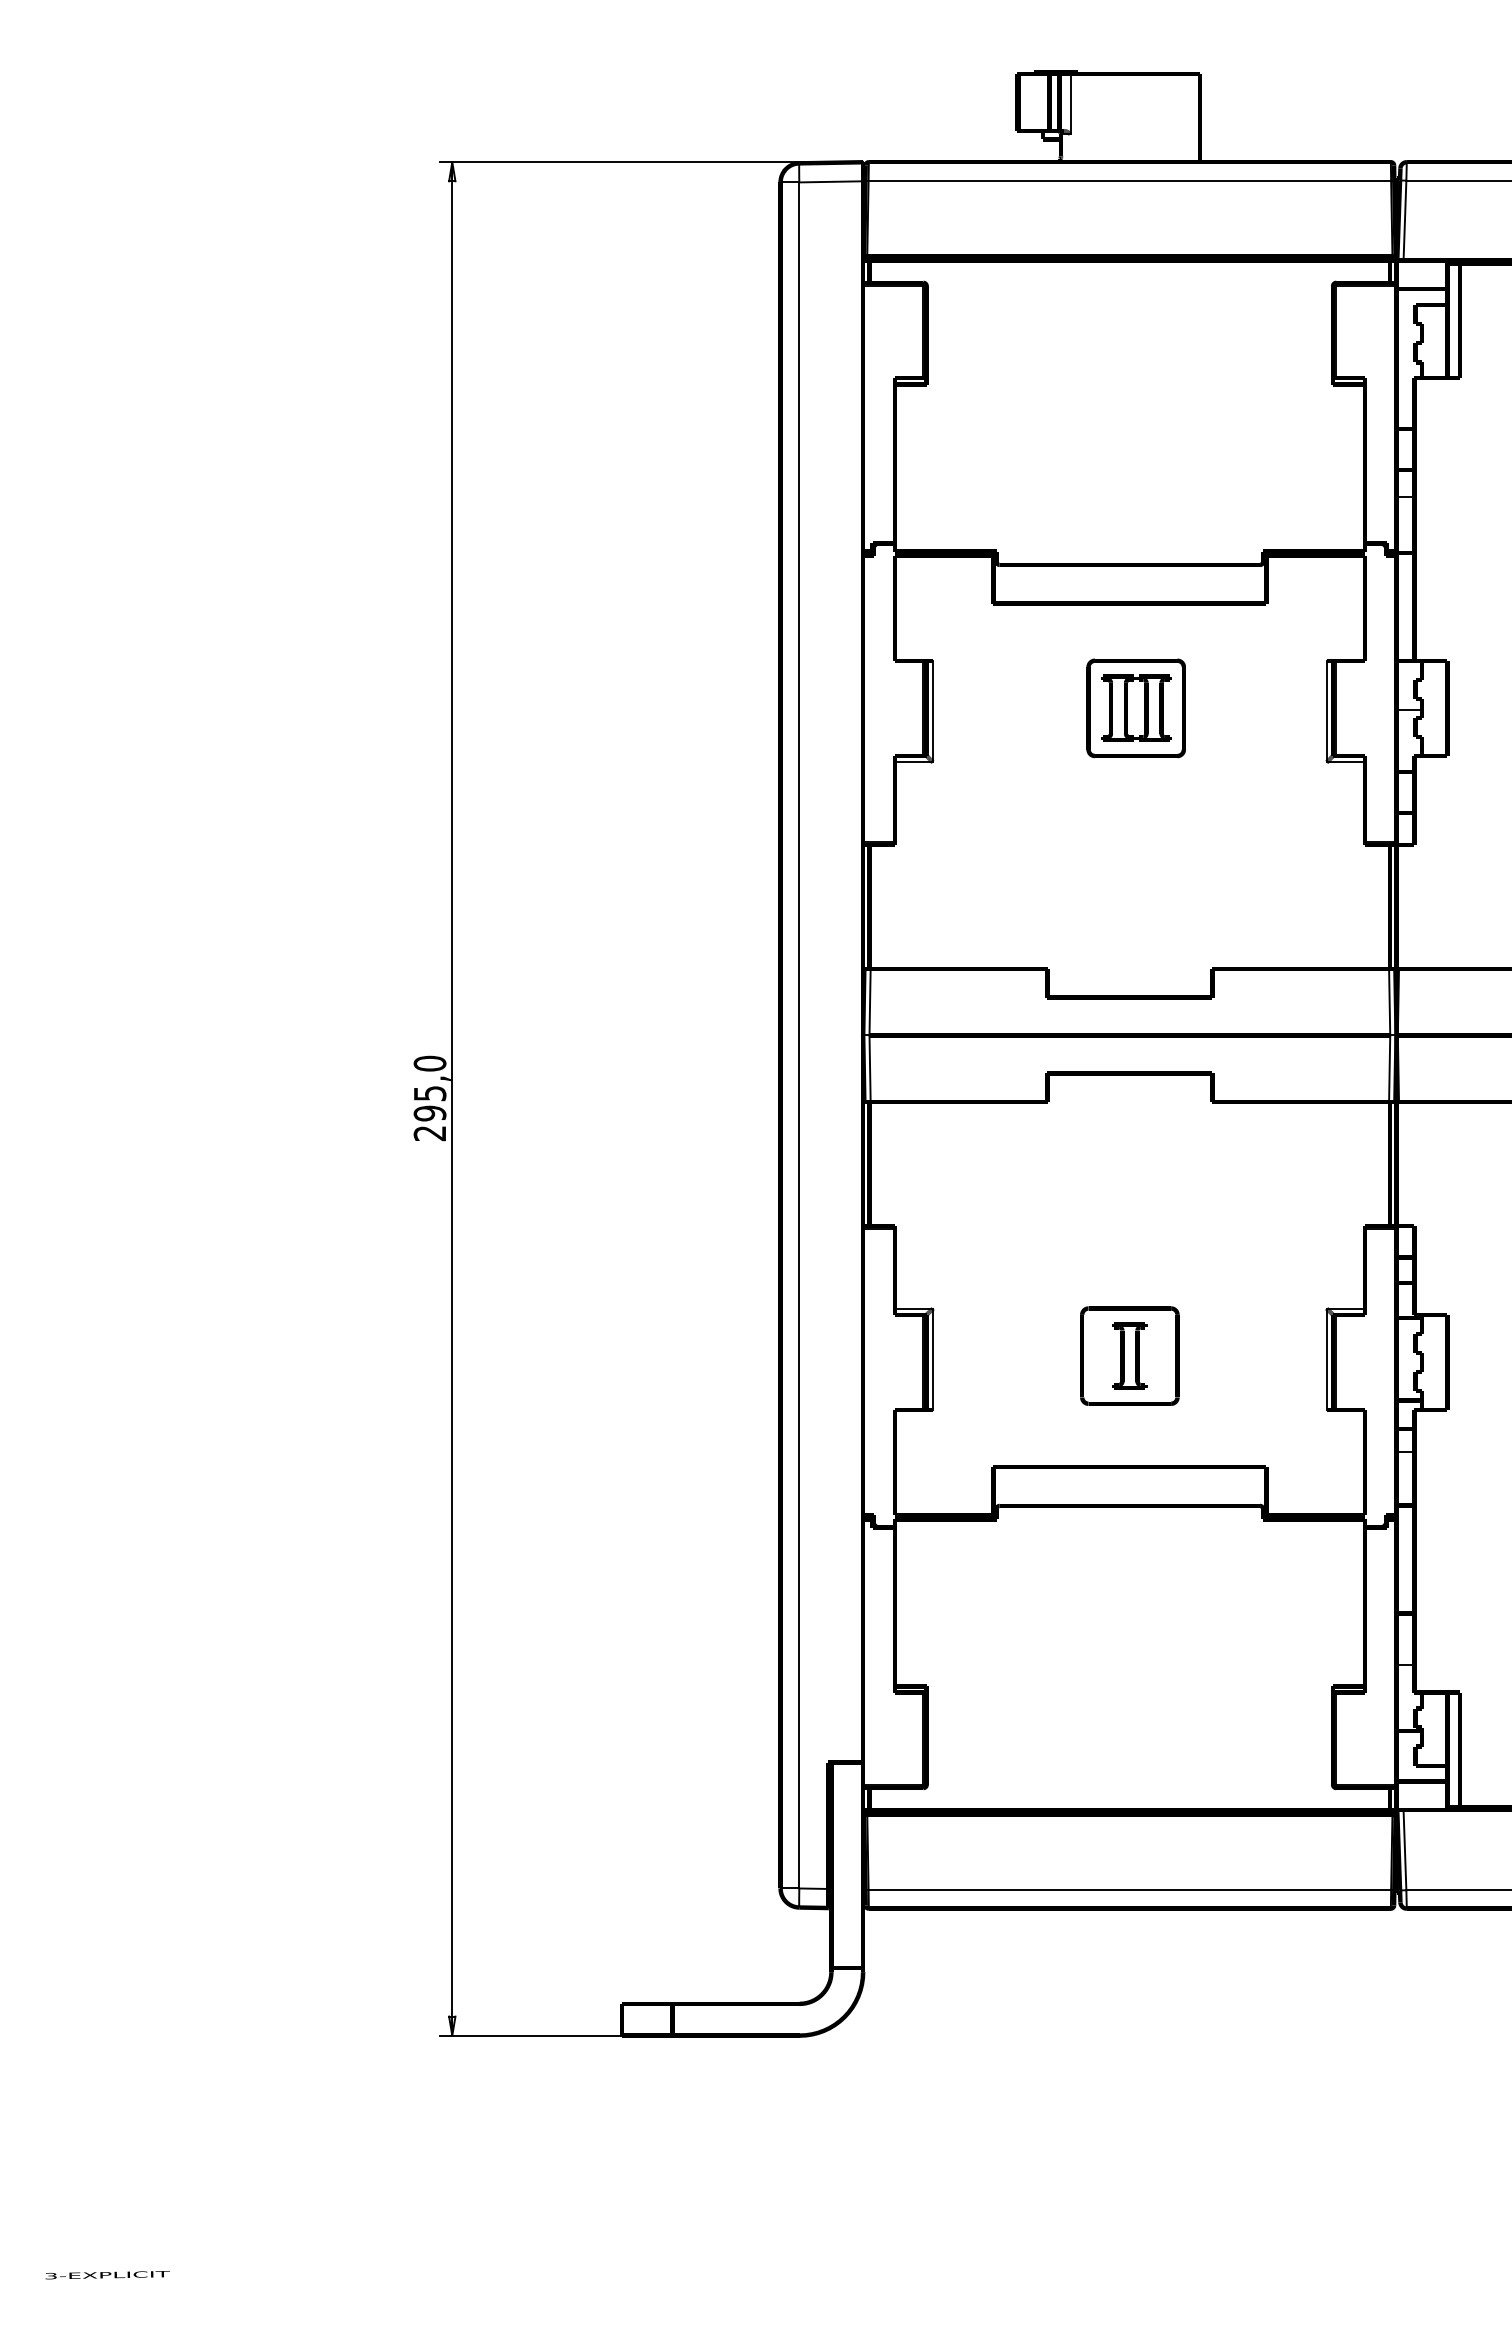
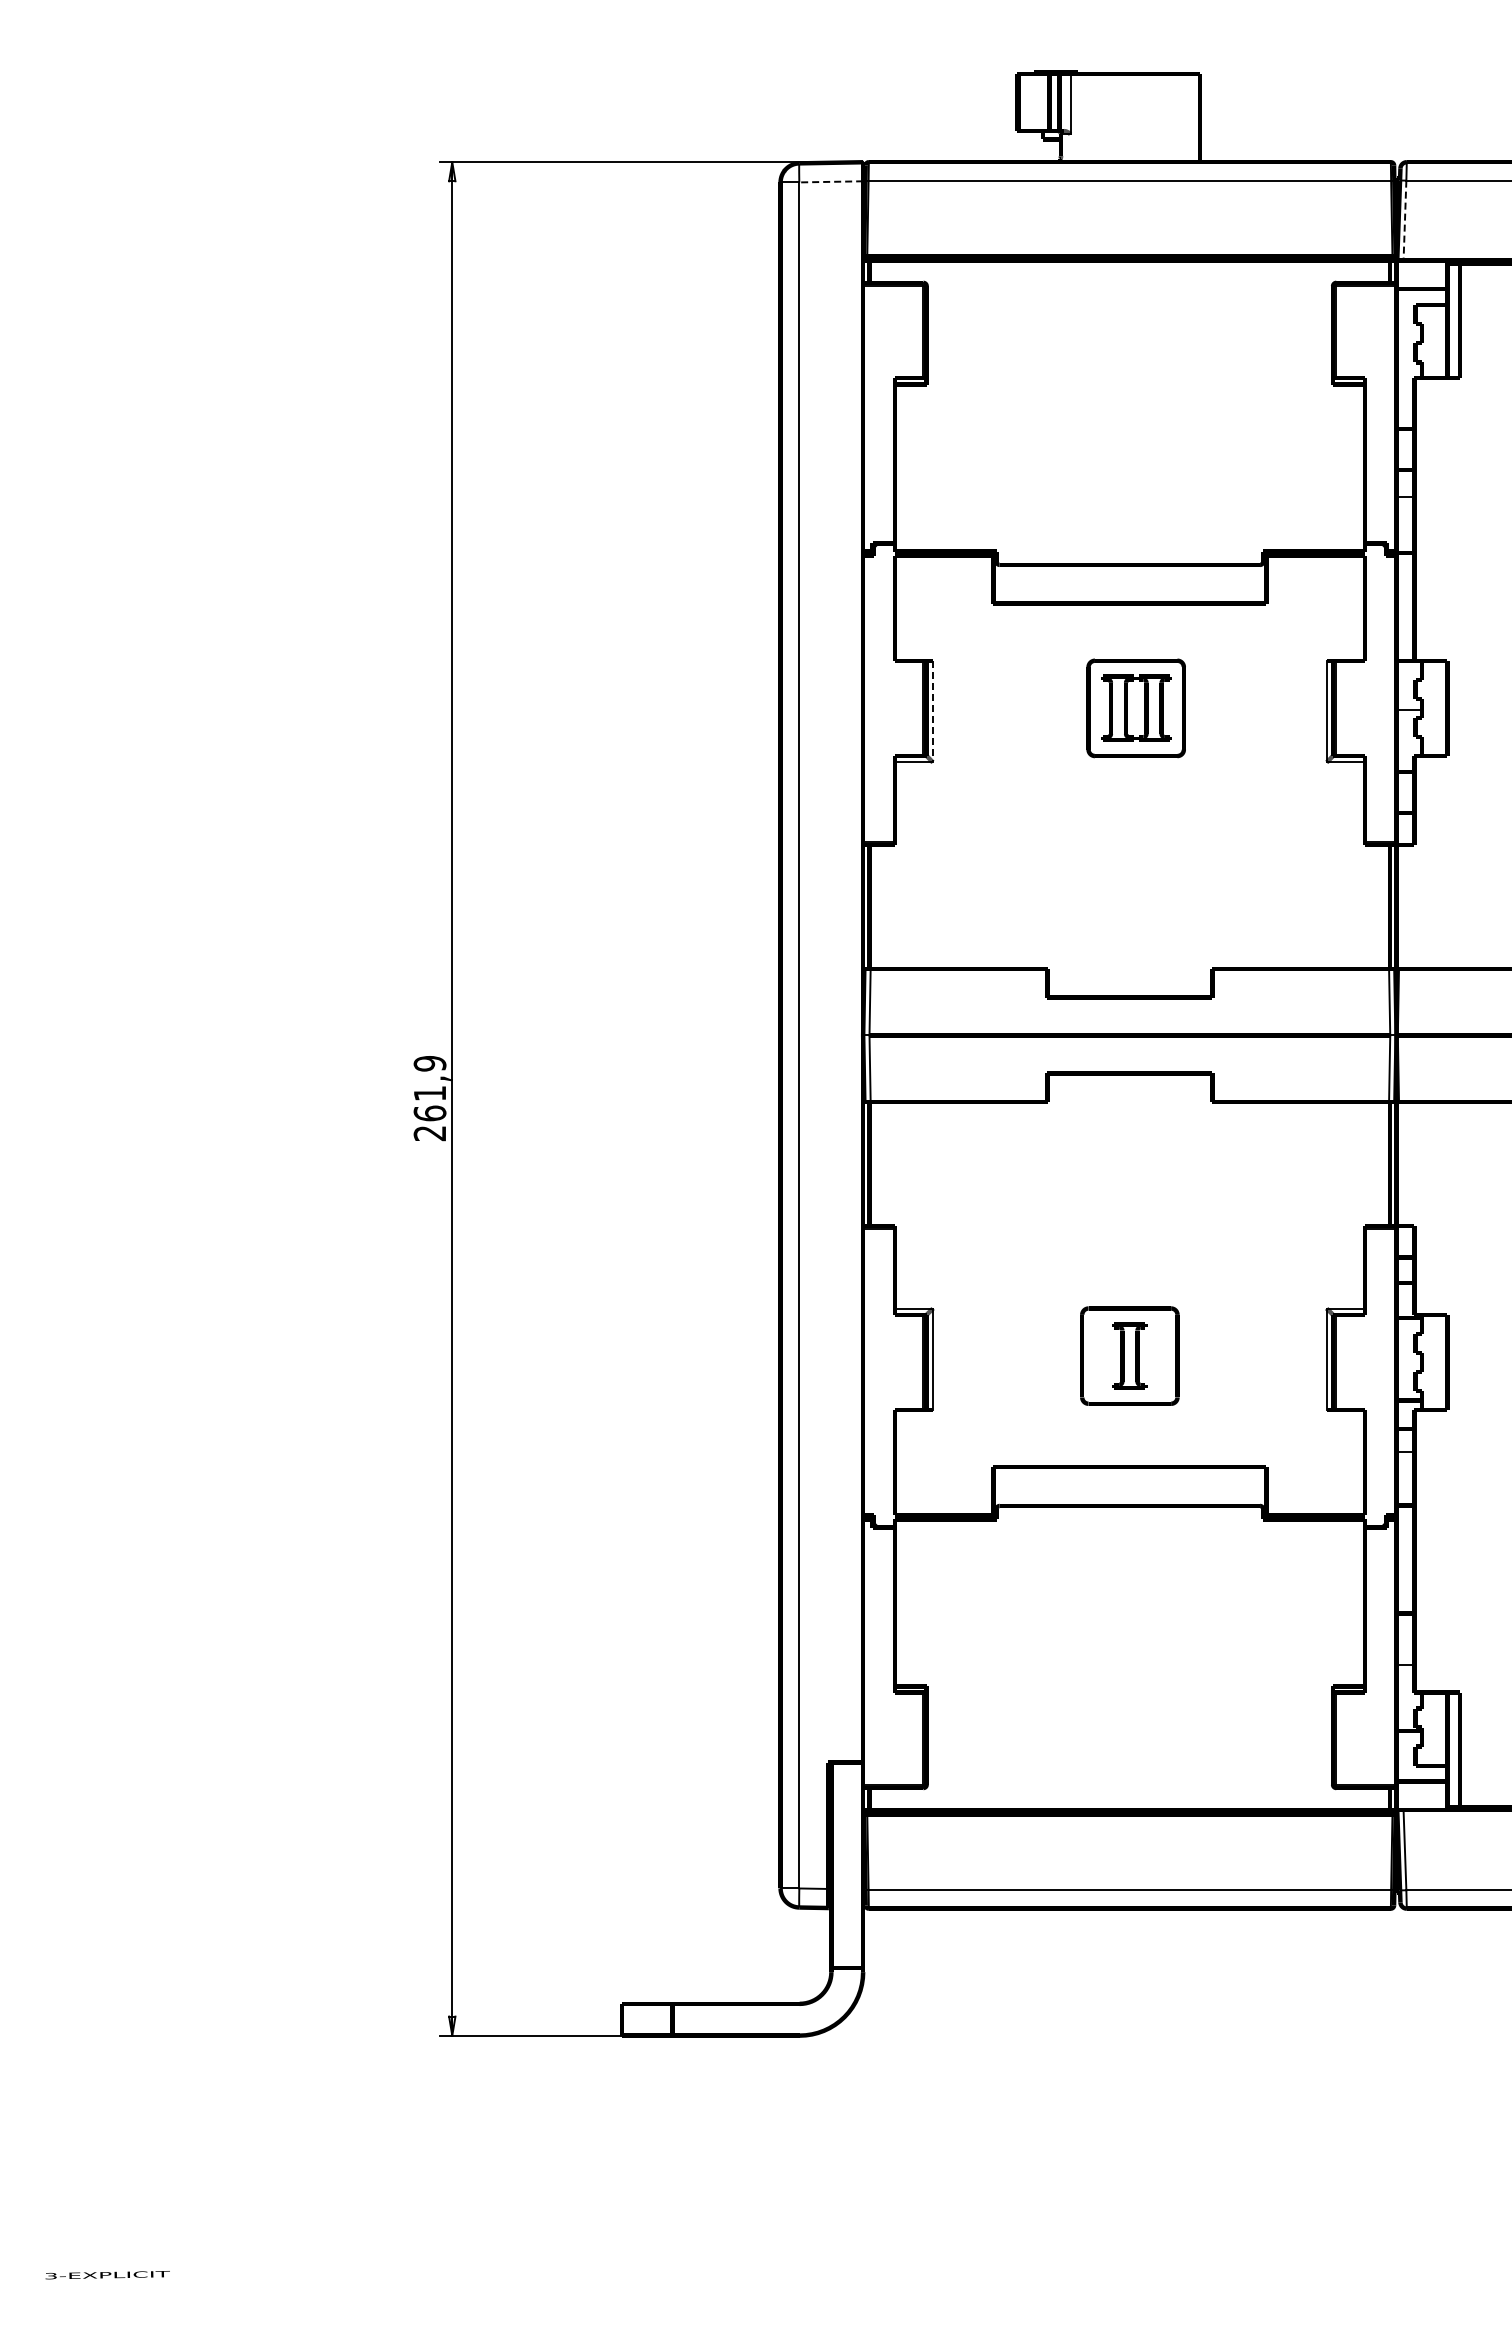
line: solid -> dashed (831, 181)
line: solid -> dashed (1404, 221)
line: solid -> dashed (933, 711)
text: 295,0 -> 261,9 (429, 1088)
